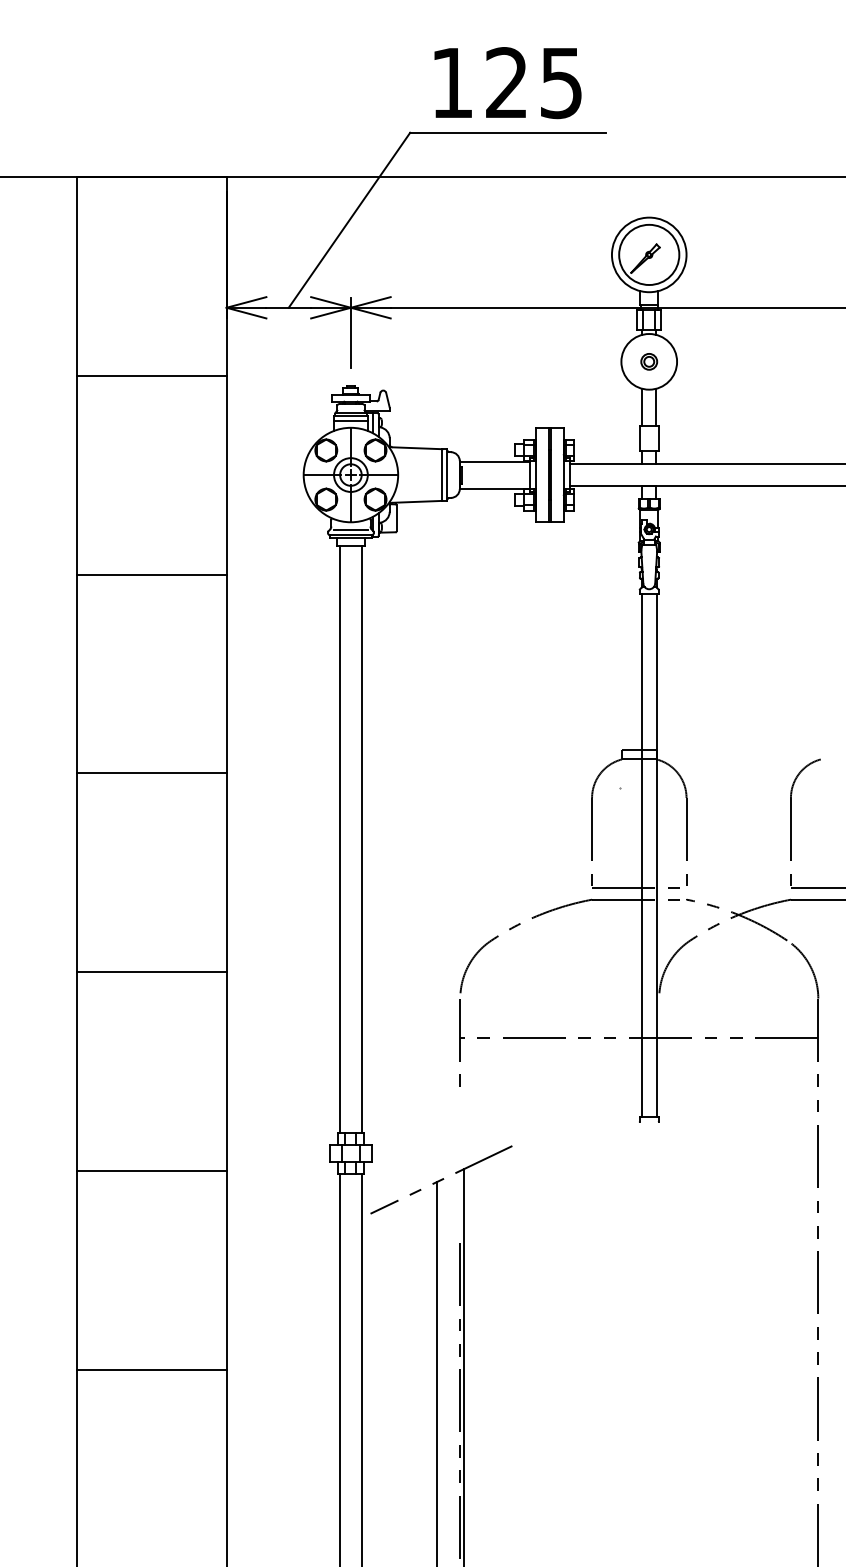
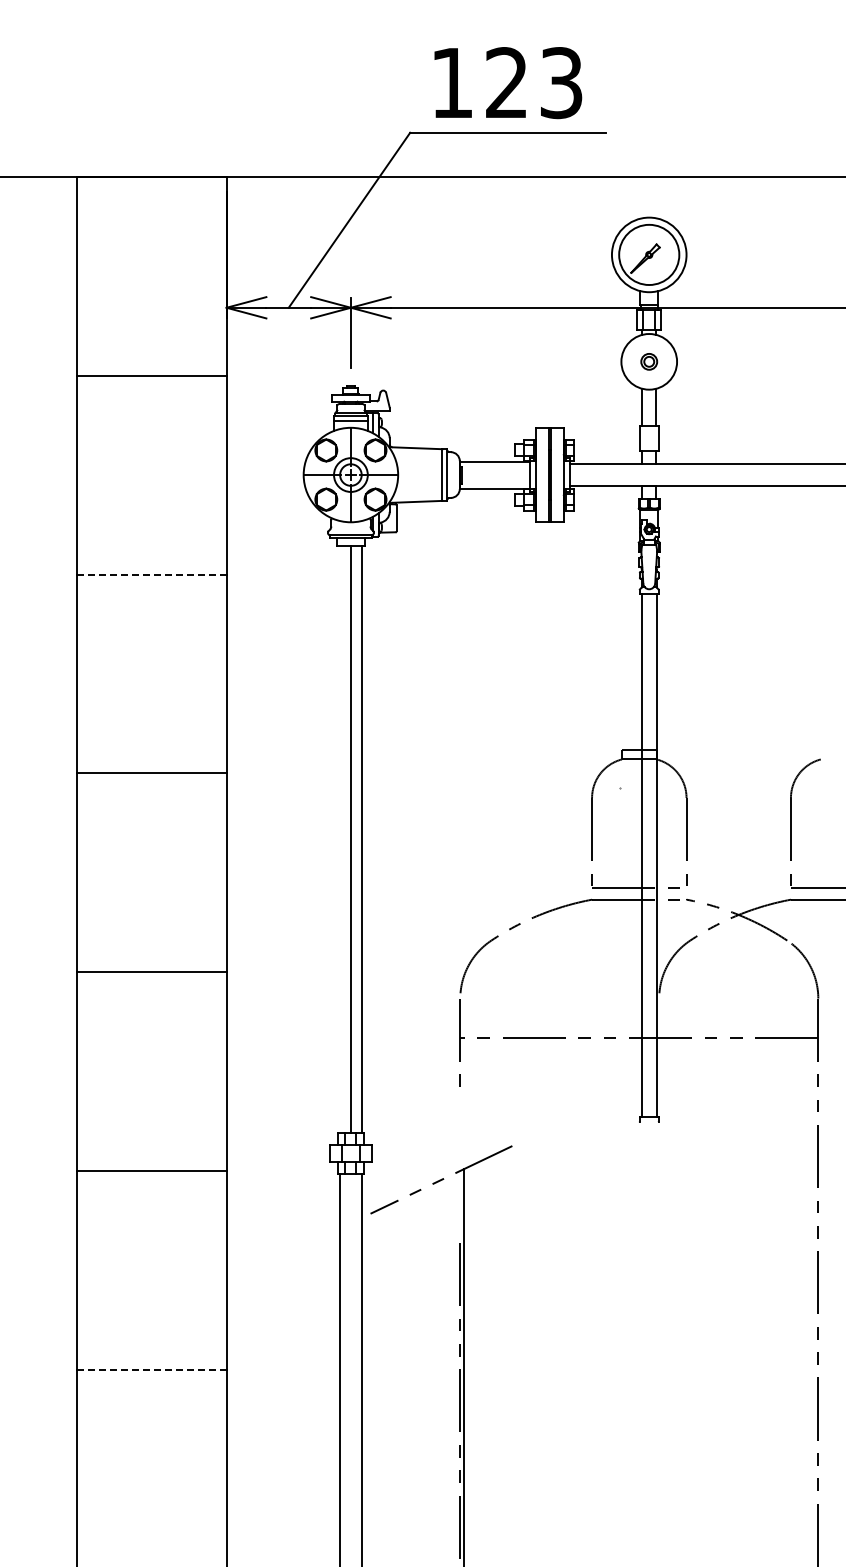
text: 125 -> 123 (561, 82)
line: present -> none (350, 529)
line: solid -> dashed (152, 574)
line position: (340, 839) -> (351, 839) (351, 839)
line: solid -> dashed (152, 1370)
line: present -> none (436, 1372)
